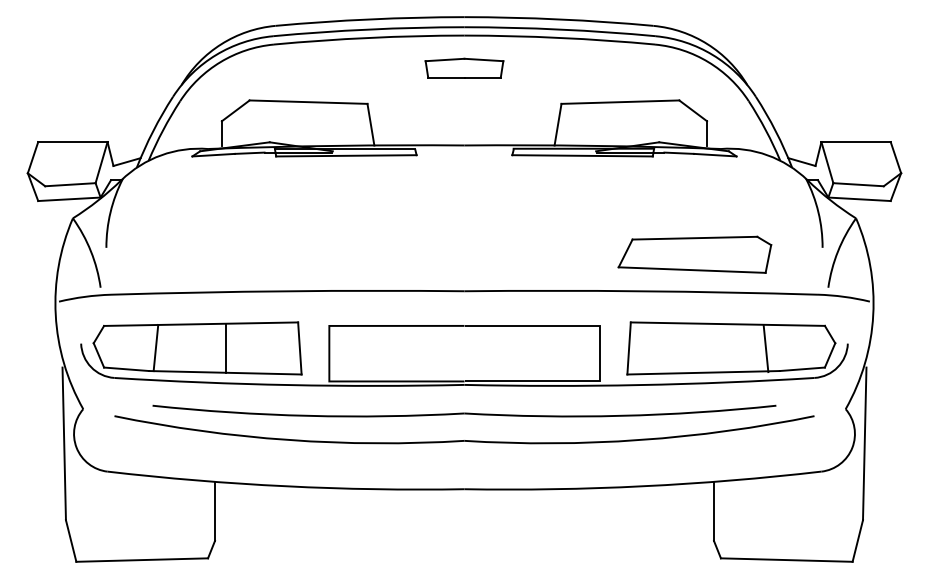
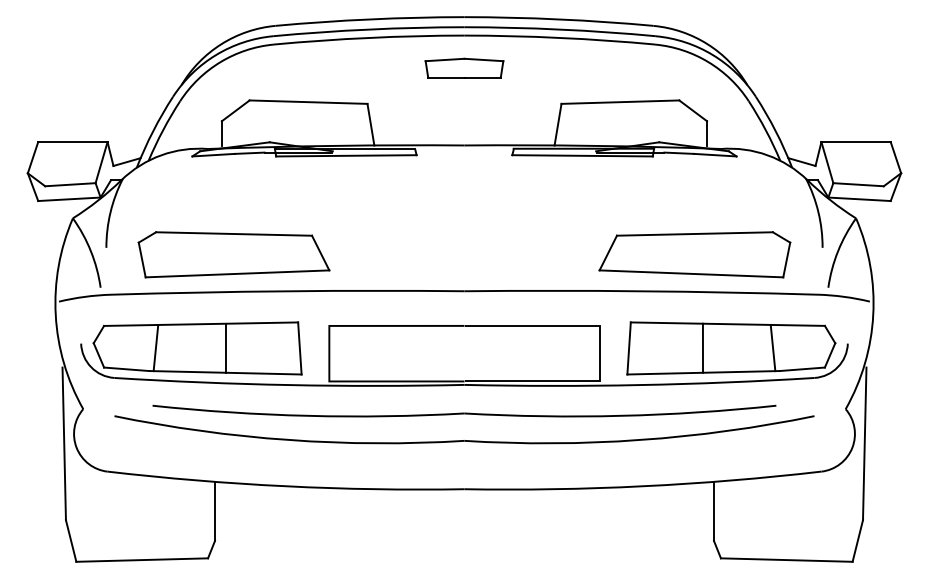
part: none -> present (233, 254)
part size: 156x39 px -> 194x48 px (694, 254)
line: none -> present (702, 347)
line position: (765, 348) -> (772, 347) (772, 347)
